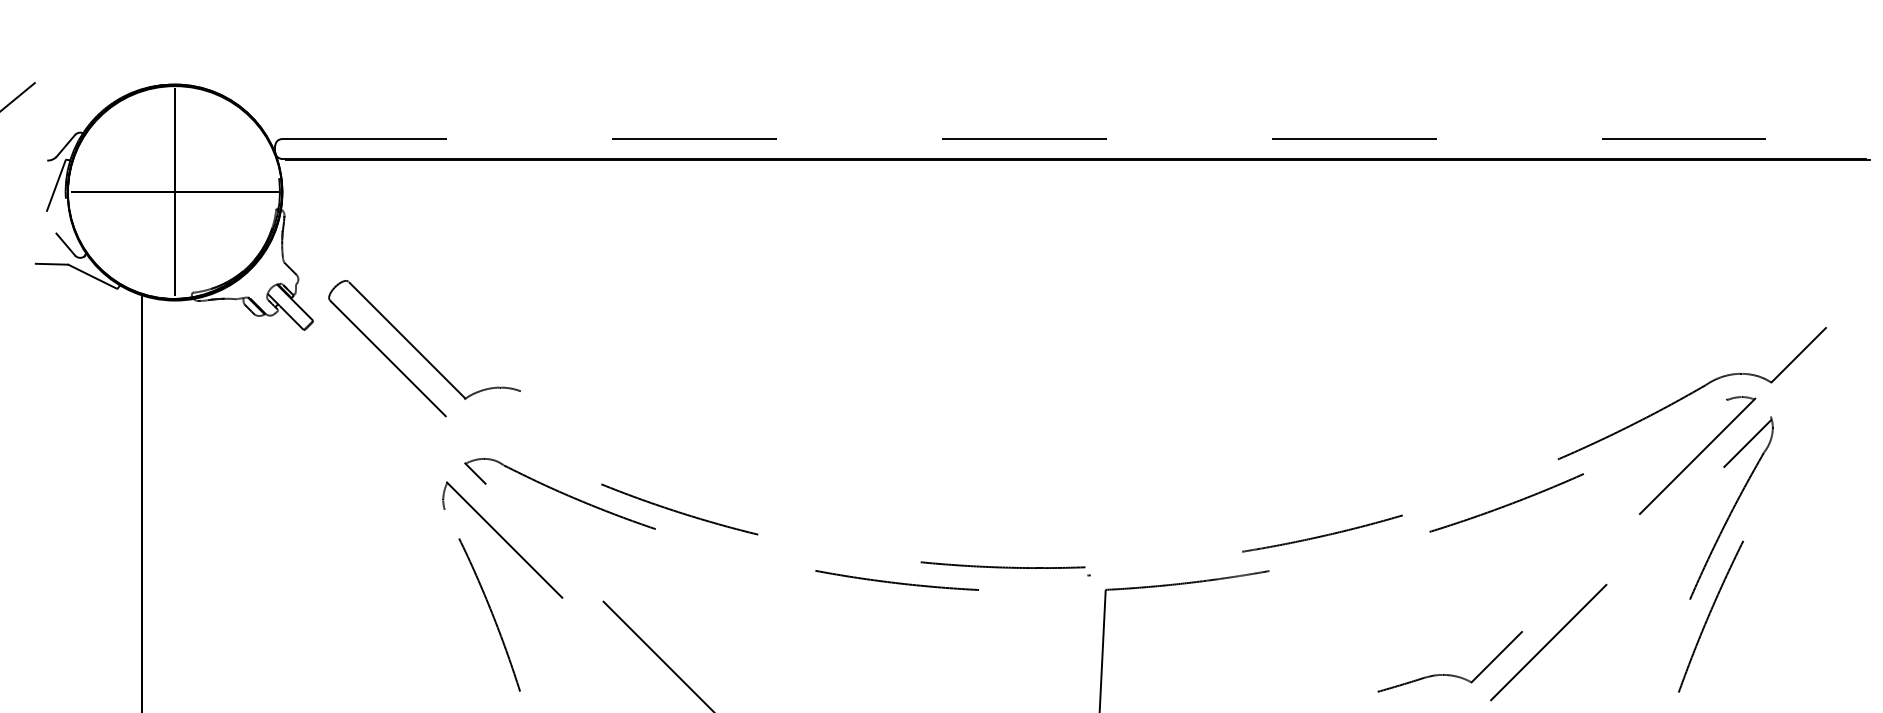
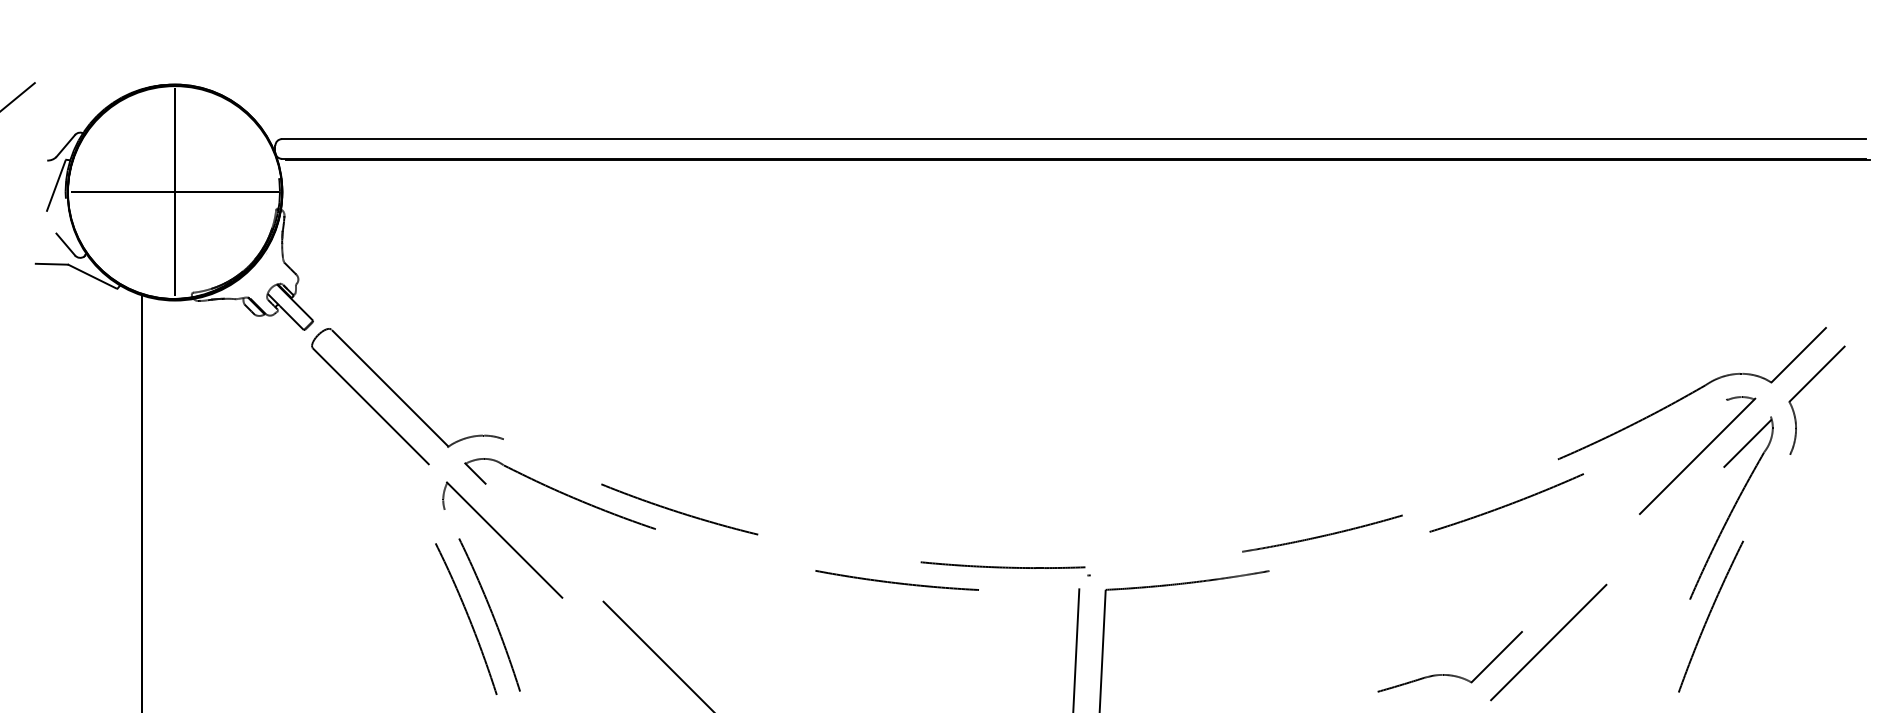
line: dashed -> solid (1073, 139)
part position: (424, 348) -> (407, 396) (407, 396)
part: none -> present (1805, 387)
curve: none -> present (467, 617)
line: none -> present (1076, 648)
